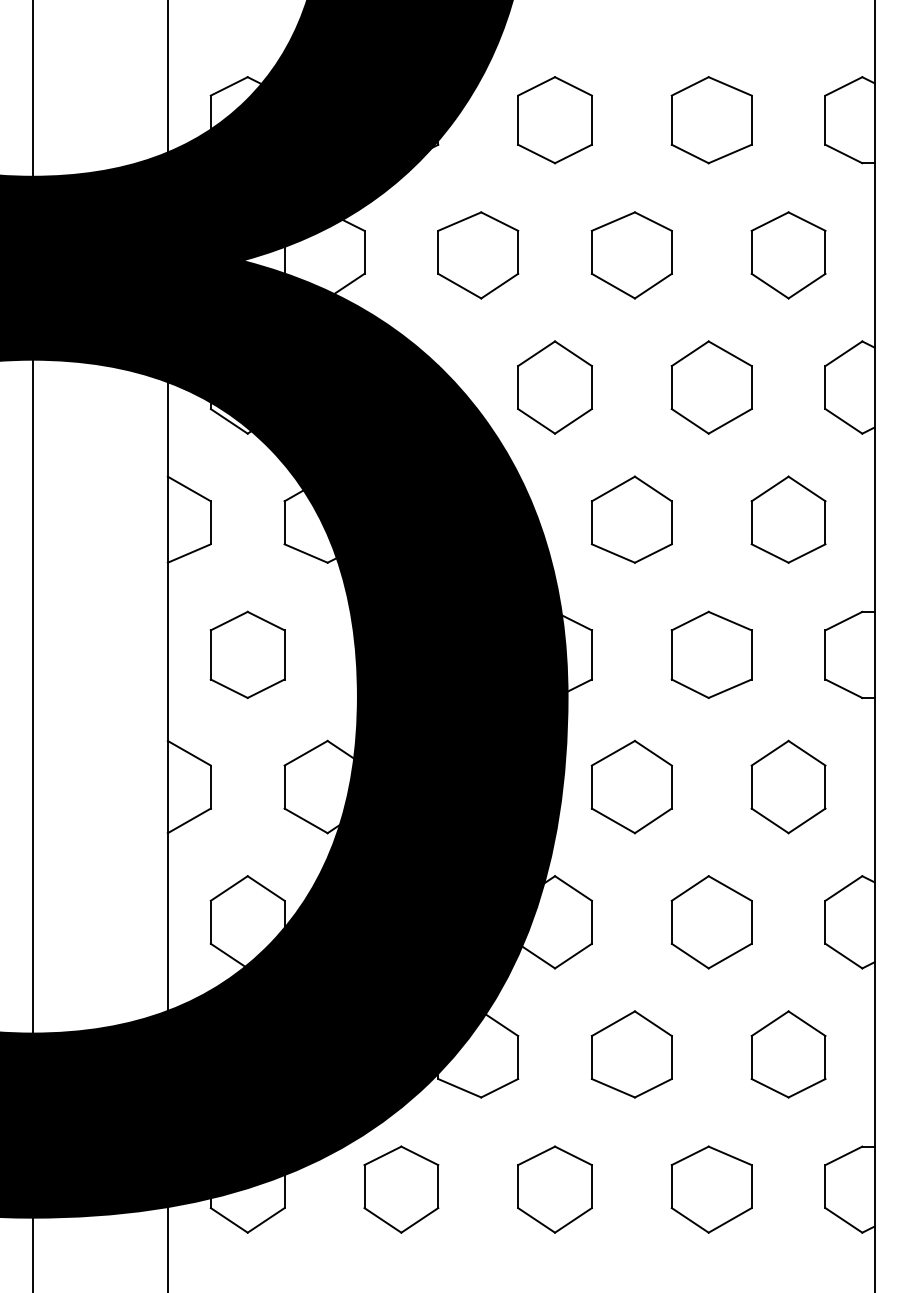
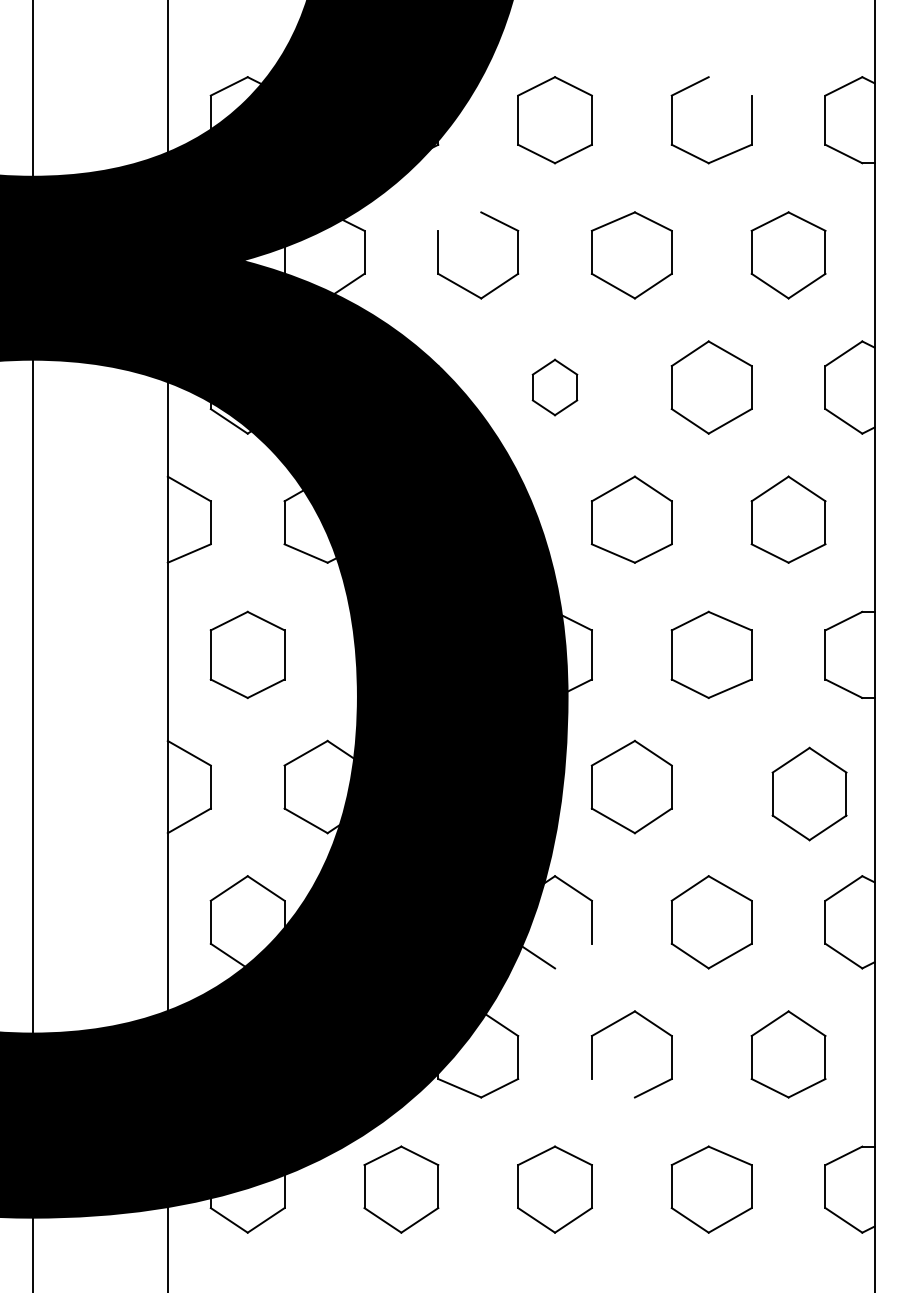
line: present -> none (729, 86)
line: present -> none (459, 221)
part size: 76x95 px -> 48x59 px (554, 387)
part position: (788, 786) -> (809, 793) (809, 793)
line: present -> none (573, 955)
line: present -> none (612, 1088)
